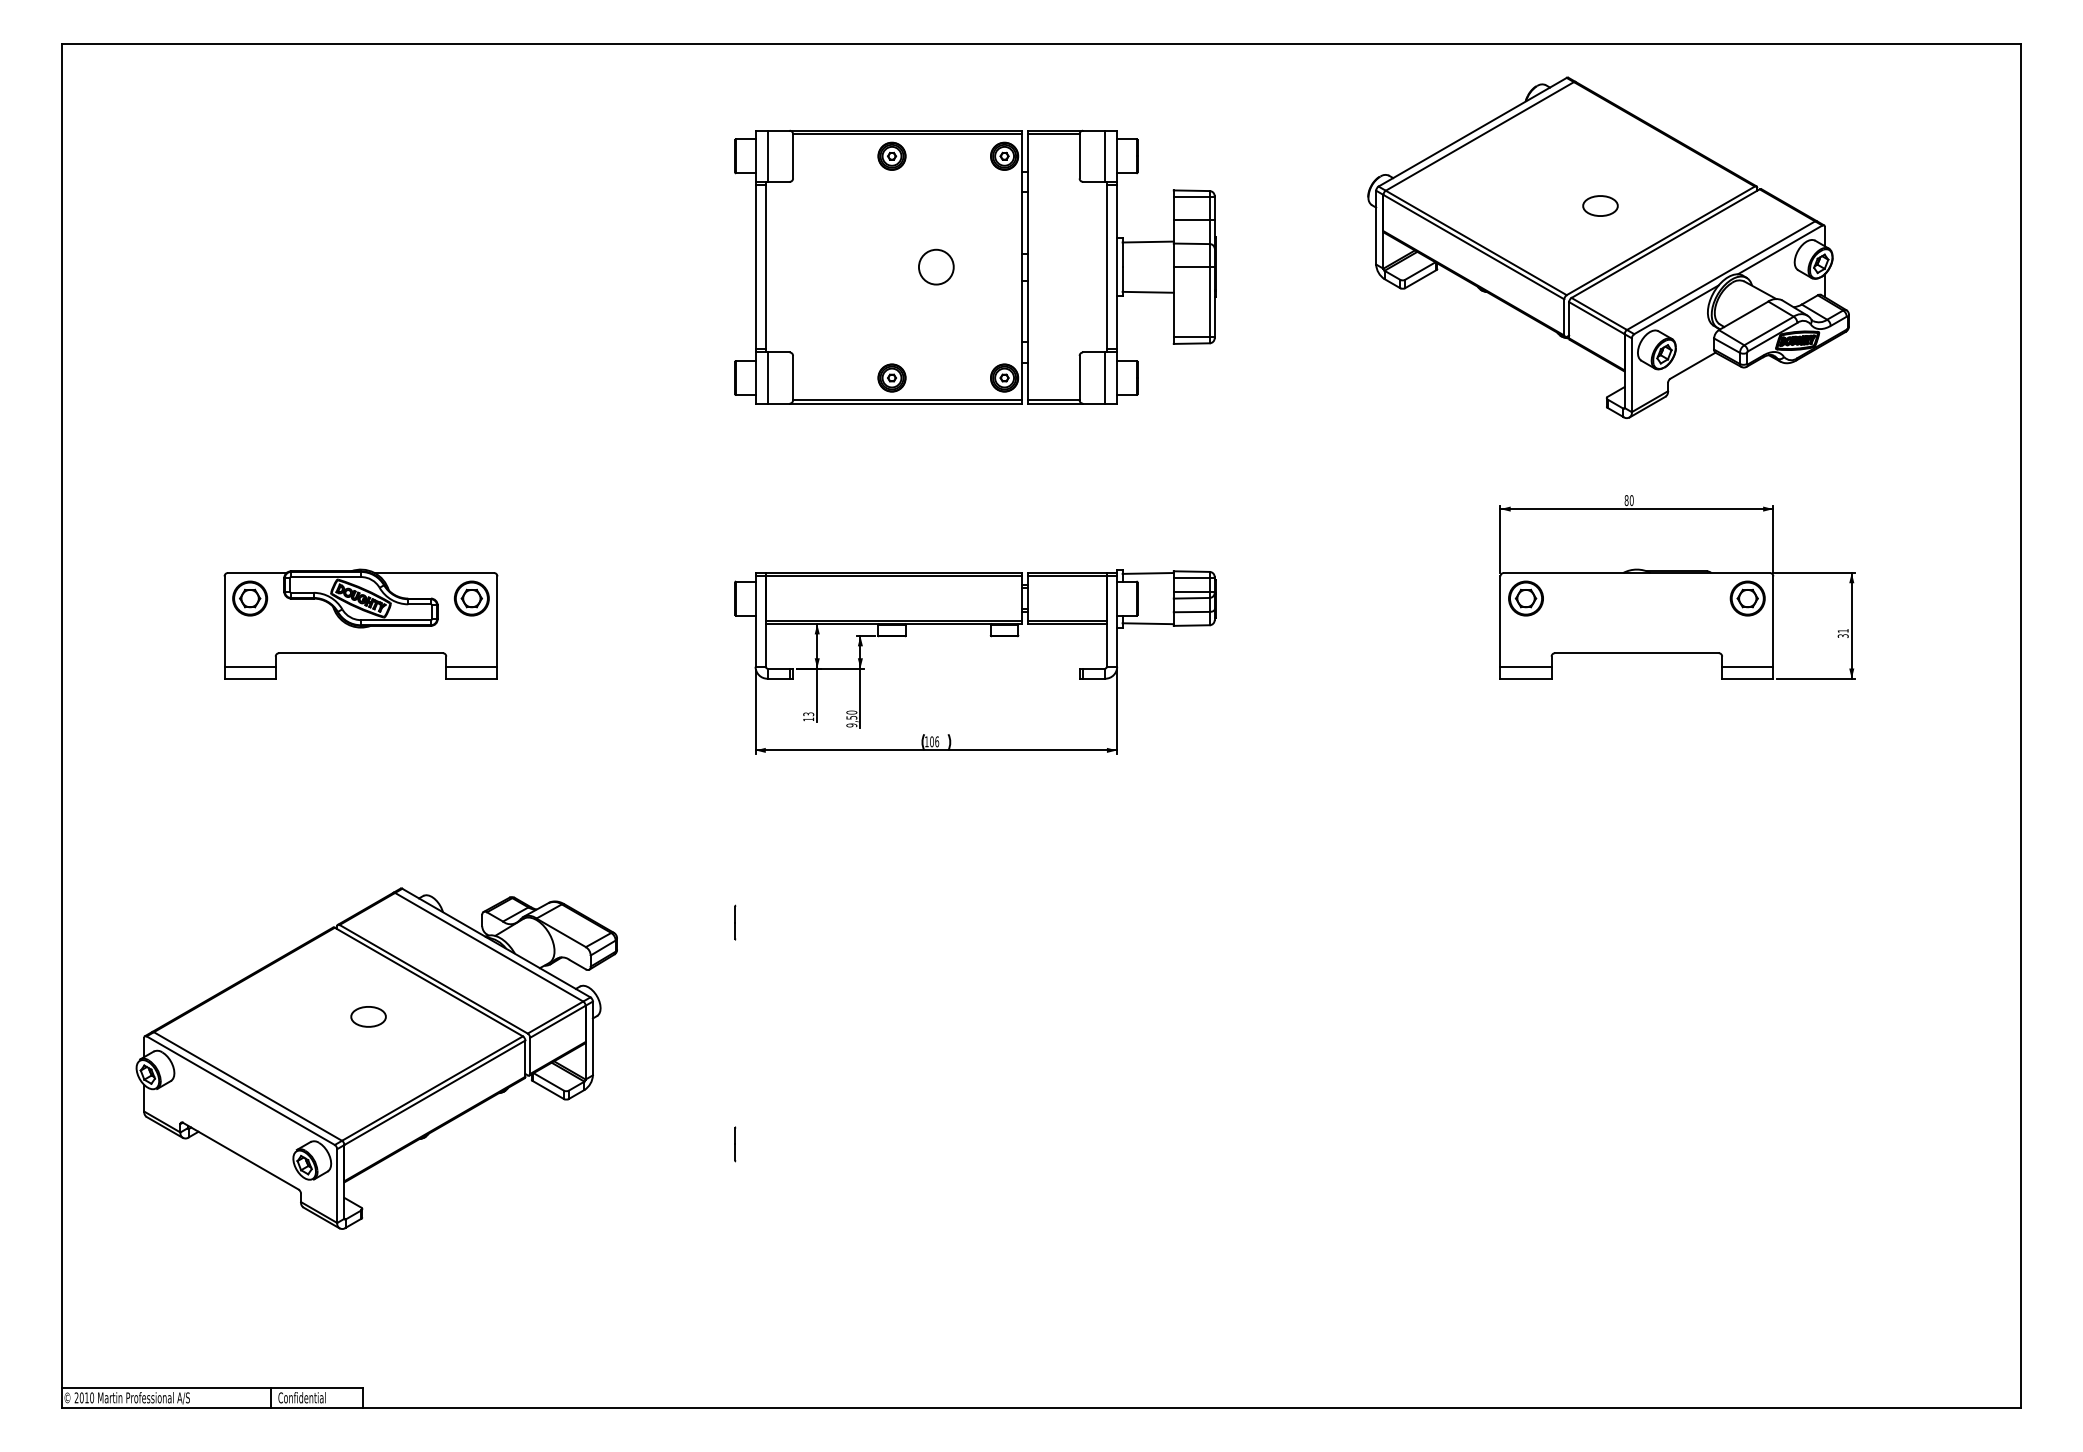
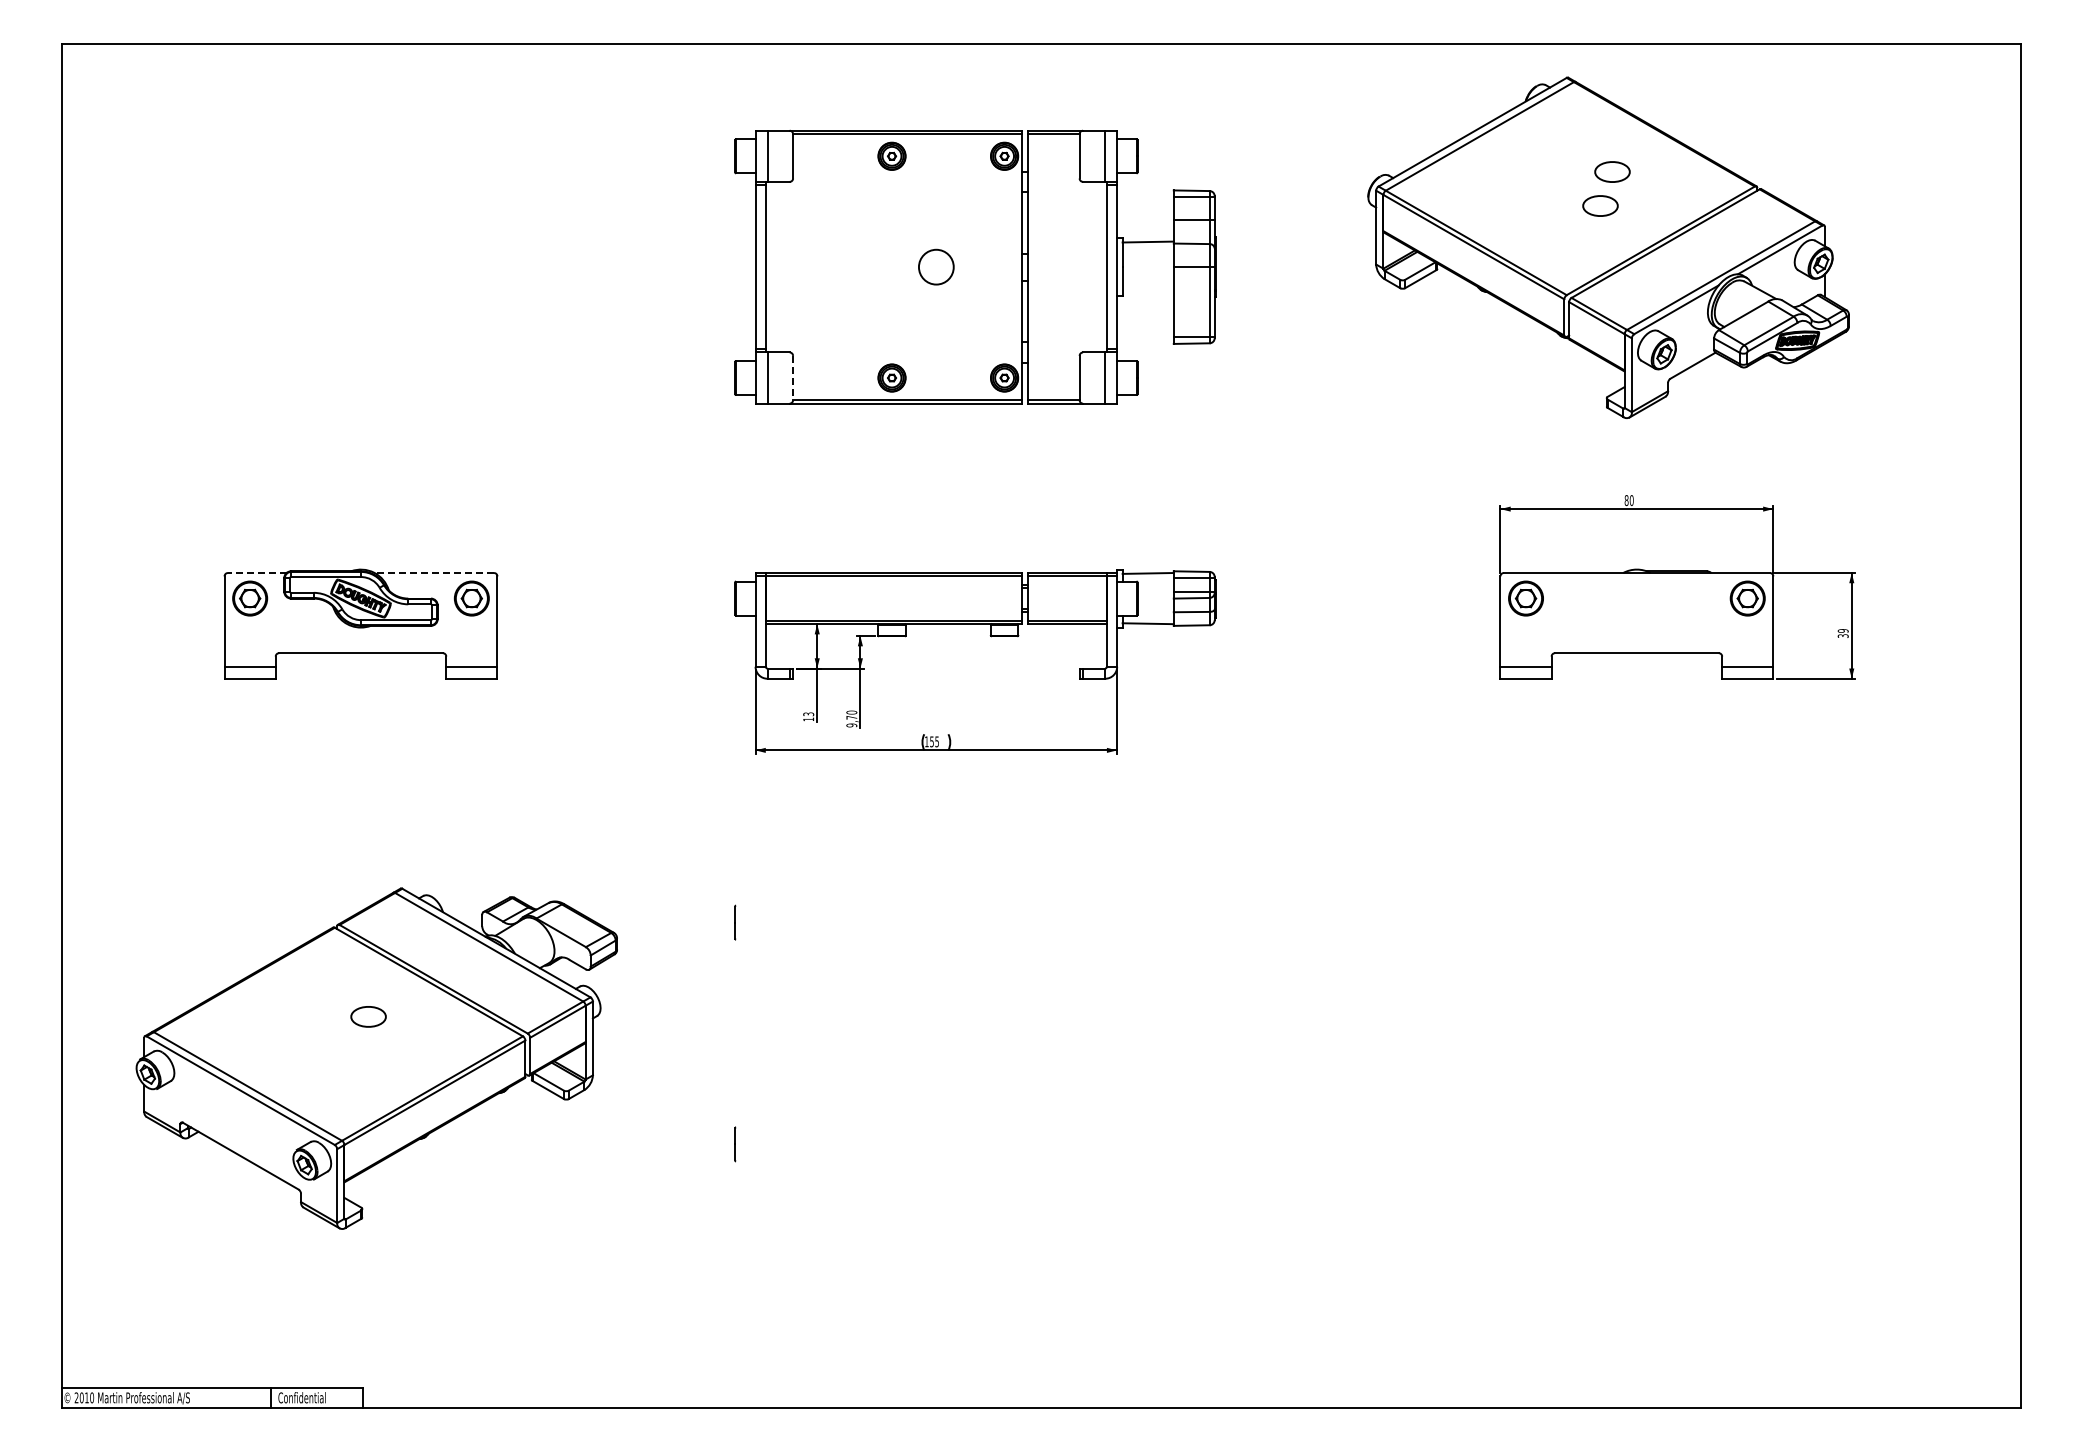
part: none -> present (1612, 171)
line: present -> none (1147, 291)
line: solid -> dashed (793, 378)
line: solid -> dashed (256, 573)
line: solid -> dashed (434, 573)
text: 31 -> 39 (1842, 630)
text: 9,50 -> 9,70 (851, 717)
text: 106 -> 155 (934, 741)
